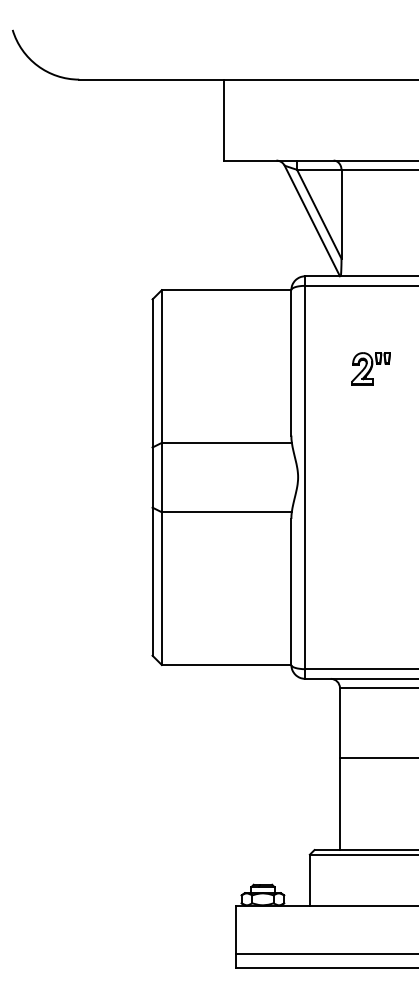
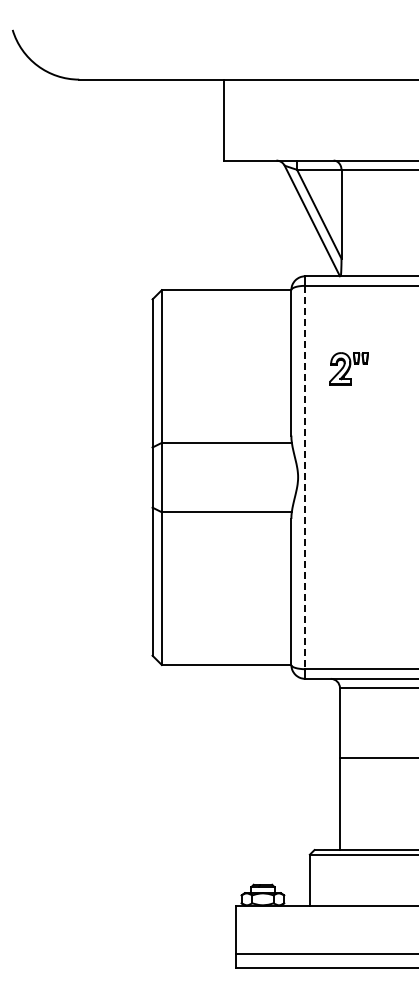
part position: (370, 368) -> (348, 368) (348, 368)
line: solid -> dashed (305, 477)
